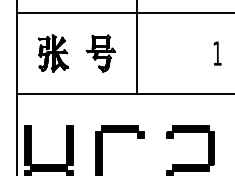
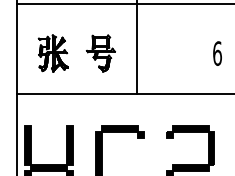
line position: (123, 13) -> (123, 4) (123, 4)
text: 1 -> 6 (217, 53)
